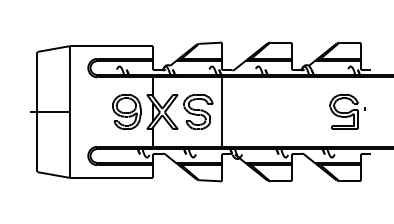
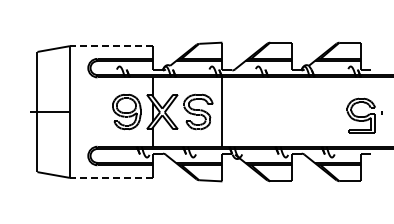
line: solid -> dashed (111, 46)
part position: (347, 111) -> (364, 115) (364, 115)
line: solid -> dashed (111, 177)
